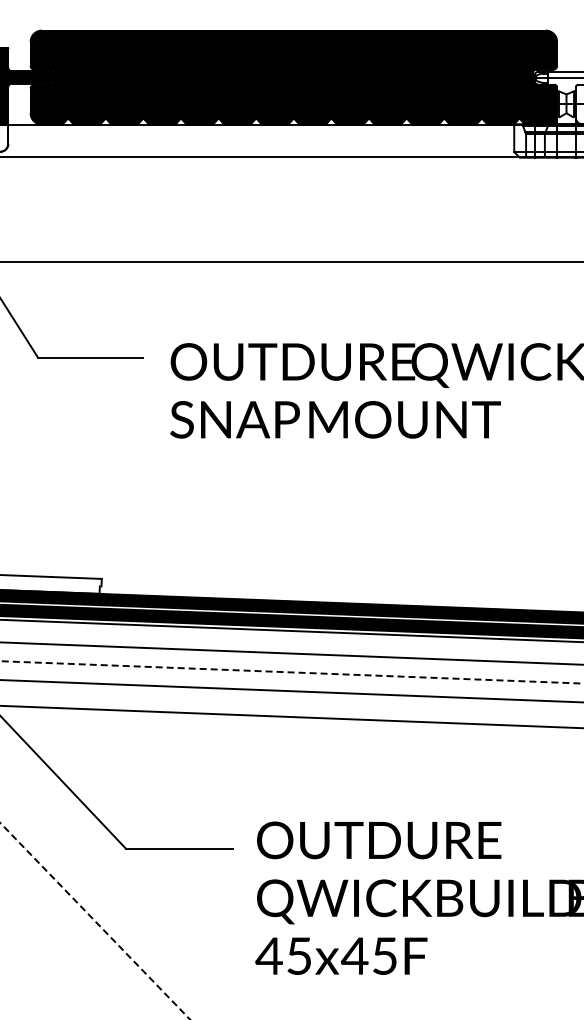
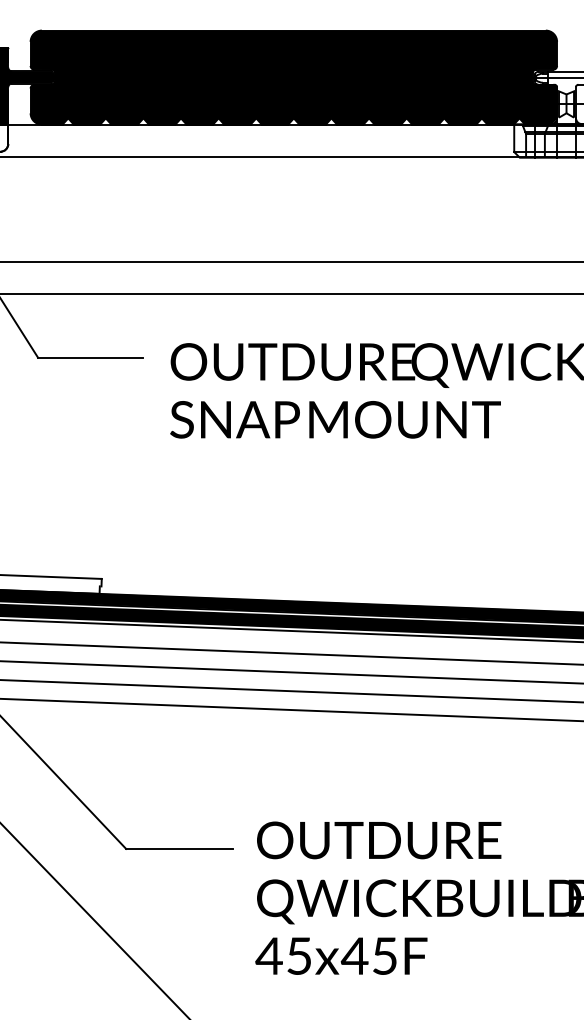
line: none -> present (291, 293)
line: dashed -> solid (292, 672)
line position: (291, 716) -> (291, 709) (291, 709)
line: dashed -> solid (95, 921)
